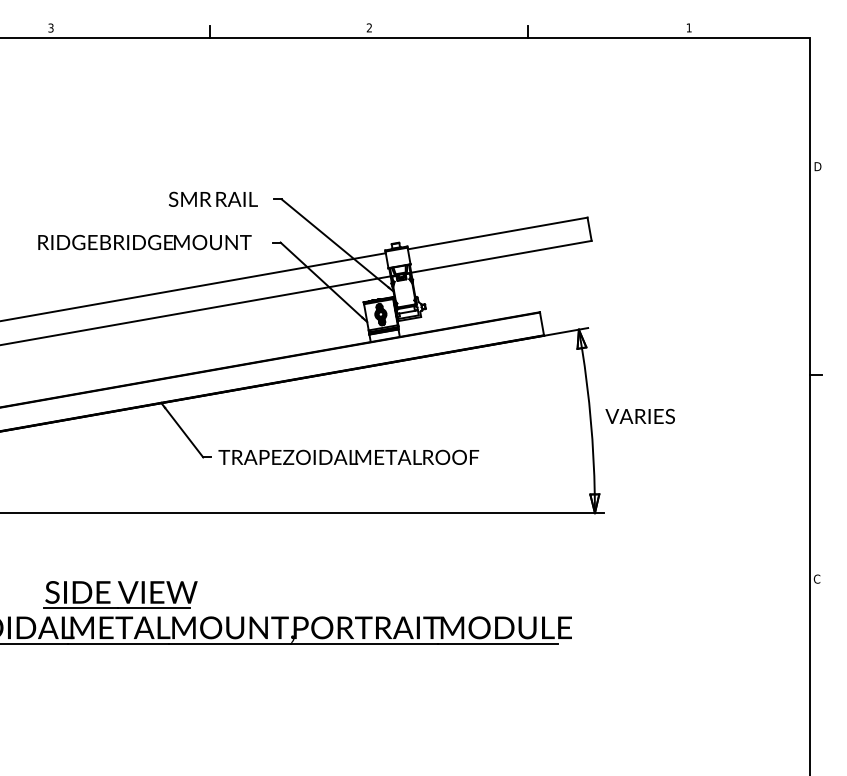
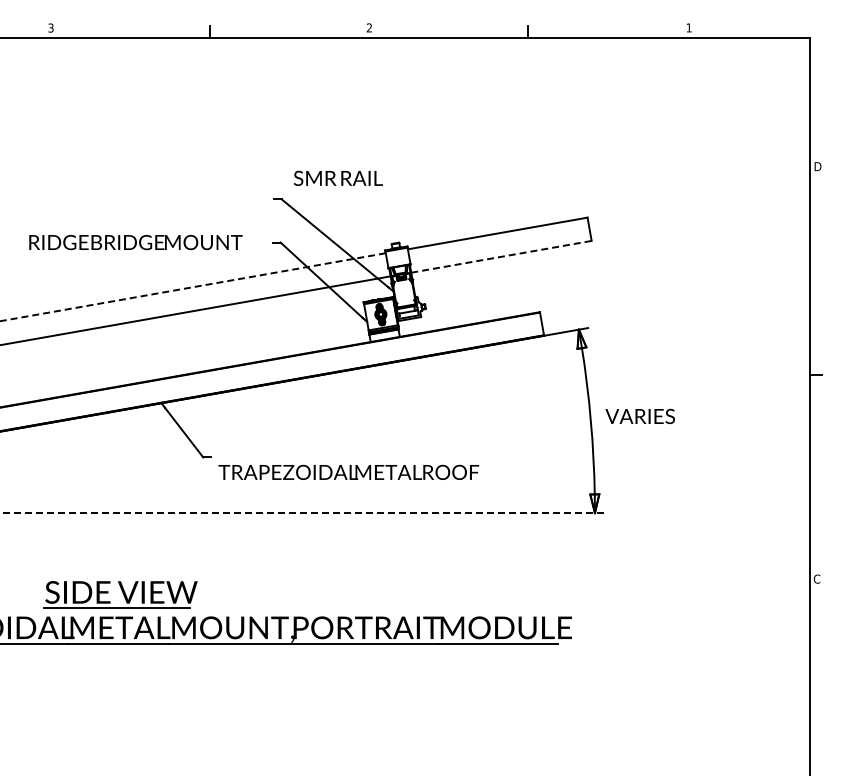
text position: (213, 198) -> (338, 177) (338, 177)
text position: (144, 242) -> (135, 242) (135, 242)
line: solid -> dashed (501, 256)
line: solid -> dashed (192, 287)
text position: (348, 456) -> (348, 471) (348, 471)
line: solid -> dashed (301, 513)
